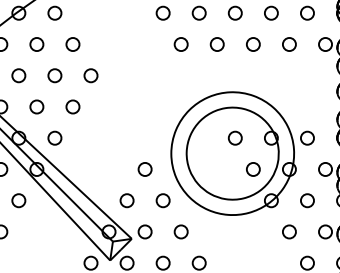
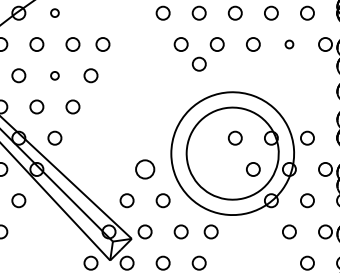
circle size: 16x16 px -> 10x10 px (54, 12)
circle: none -> present (102, 44)
circle size: 15x15 px -> 11x11 px (289, 44)
circle: none -> present (198, 63)
circle size: 16x16 px -> 10x10 px (54, 75)
circle size: 16x15 px -> 21x21 px (145, 169)
circle: none -> present (210, 231)
